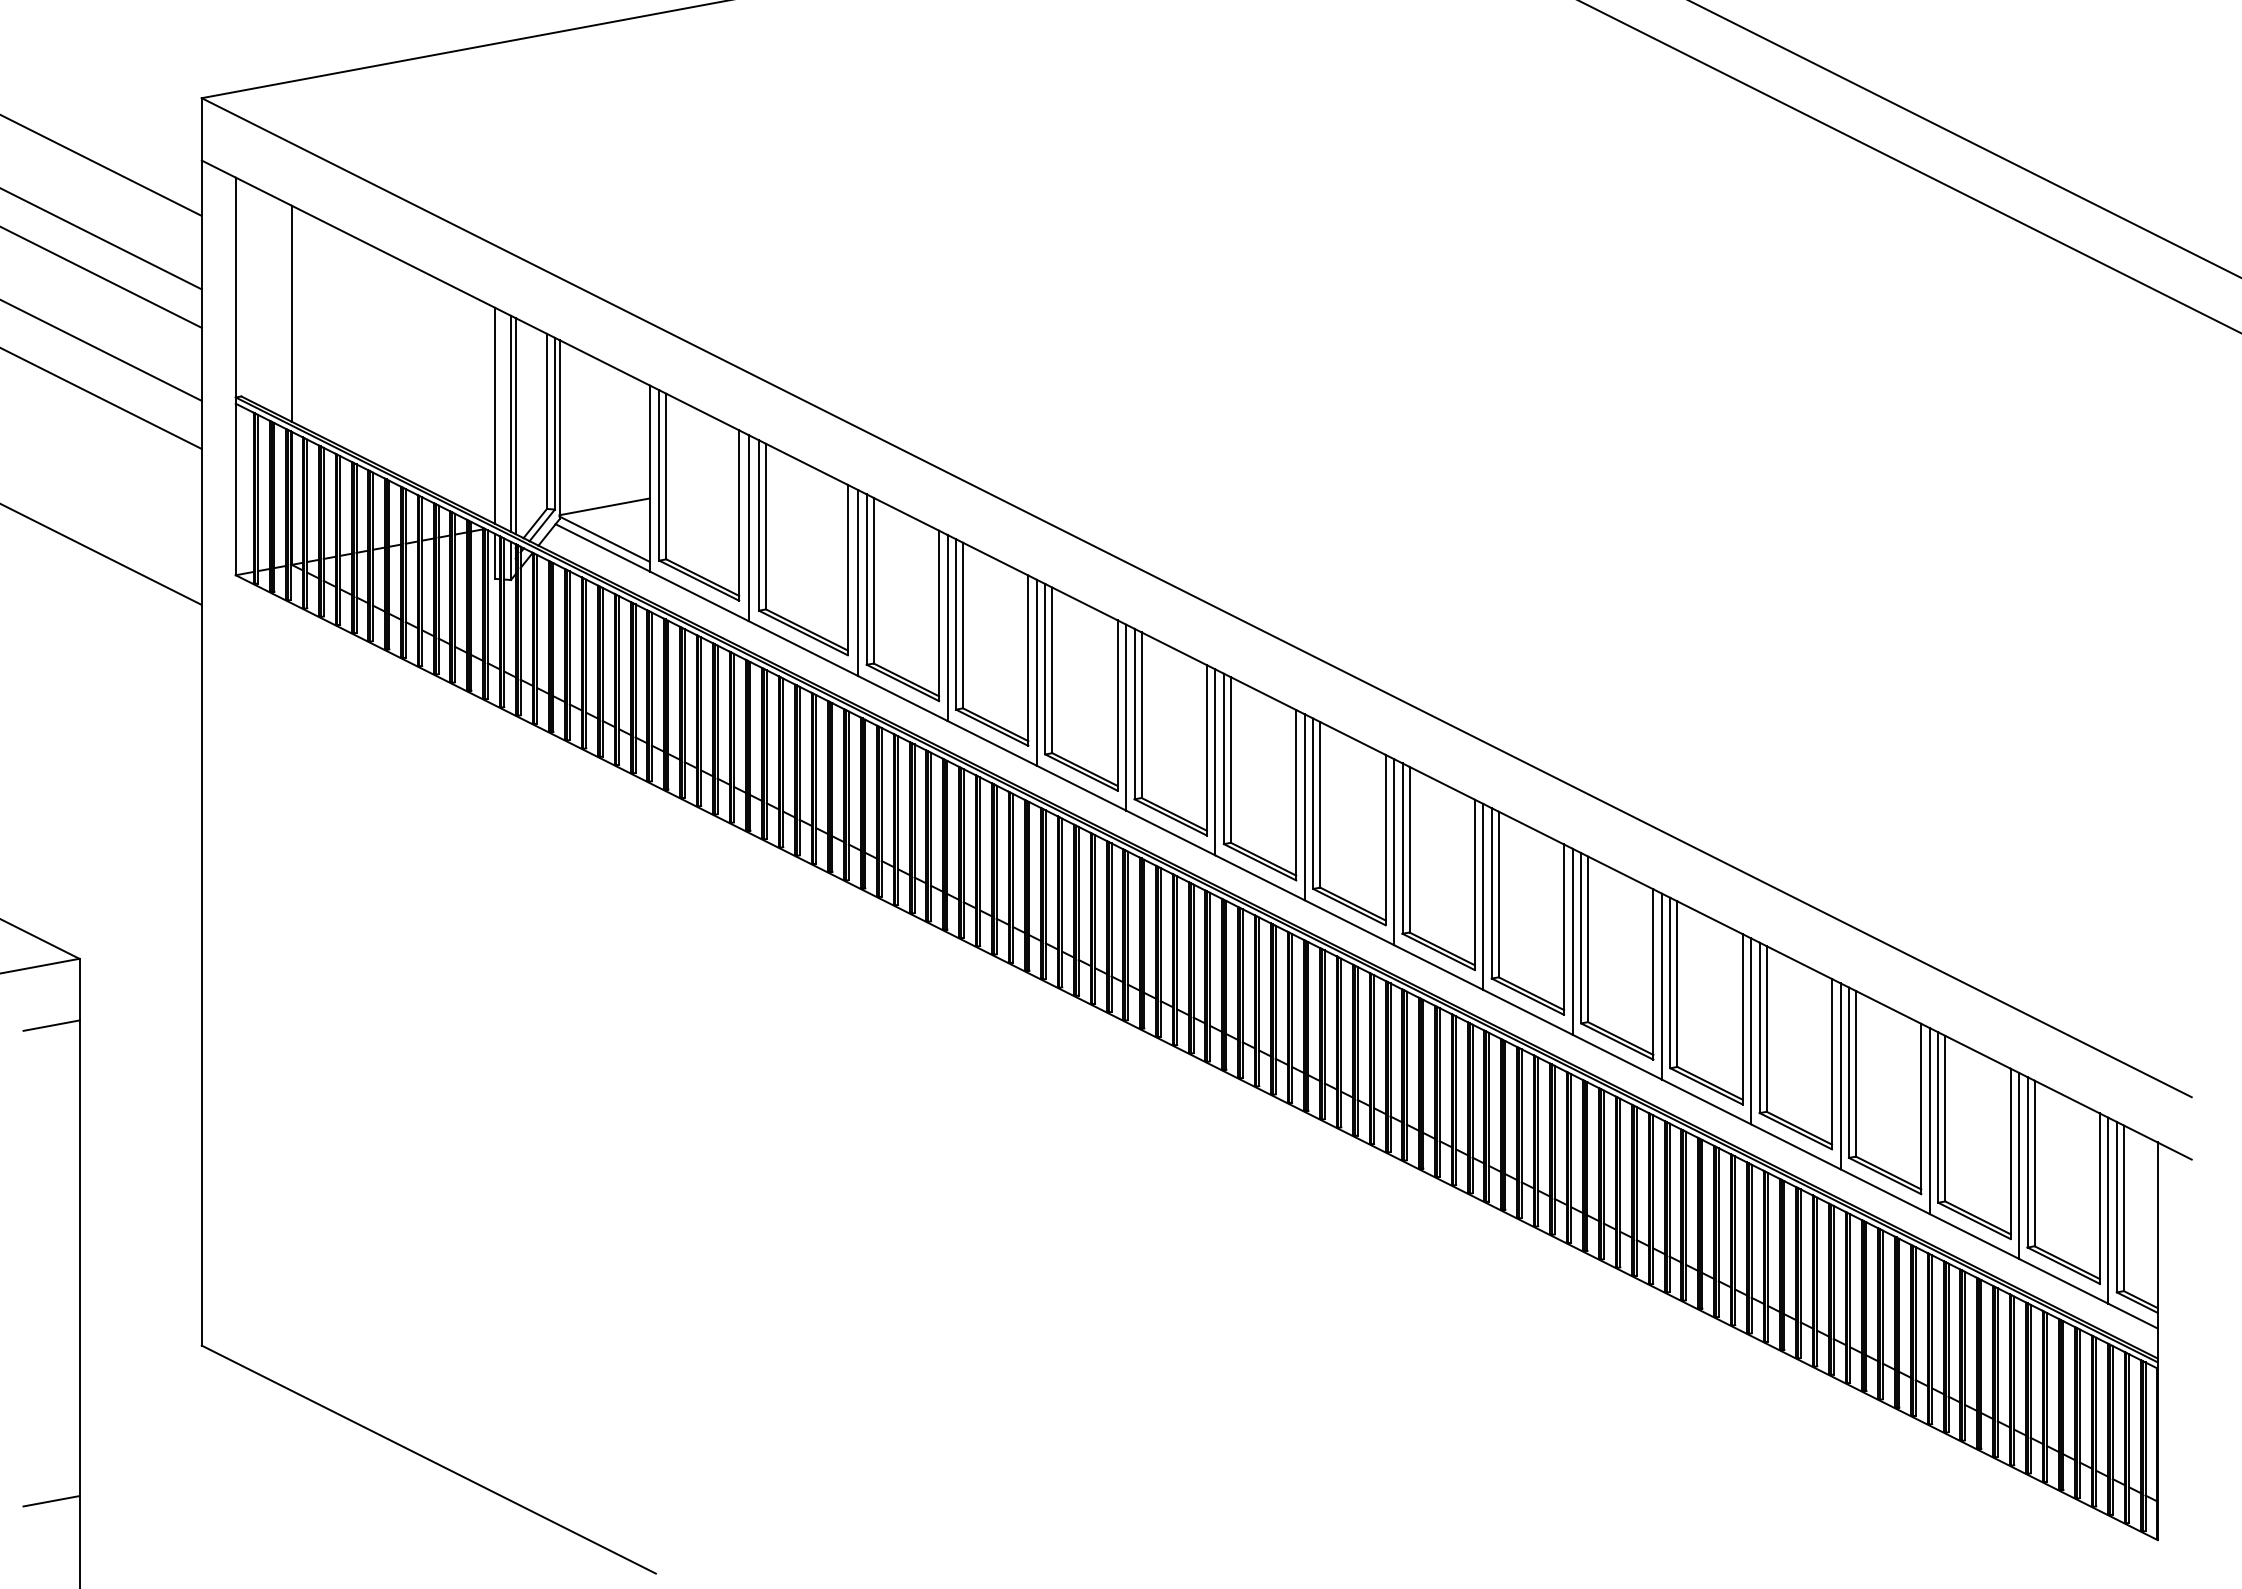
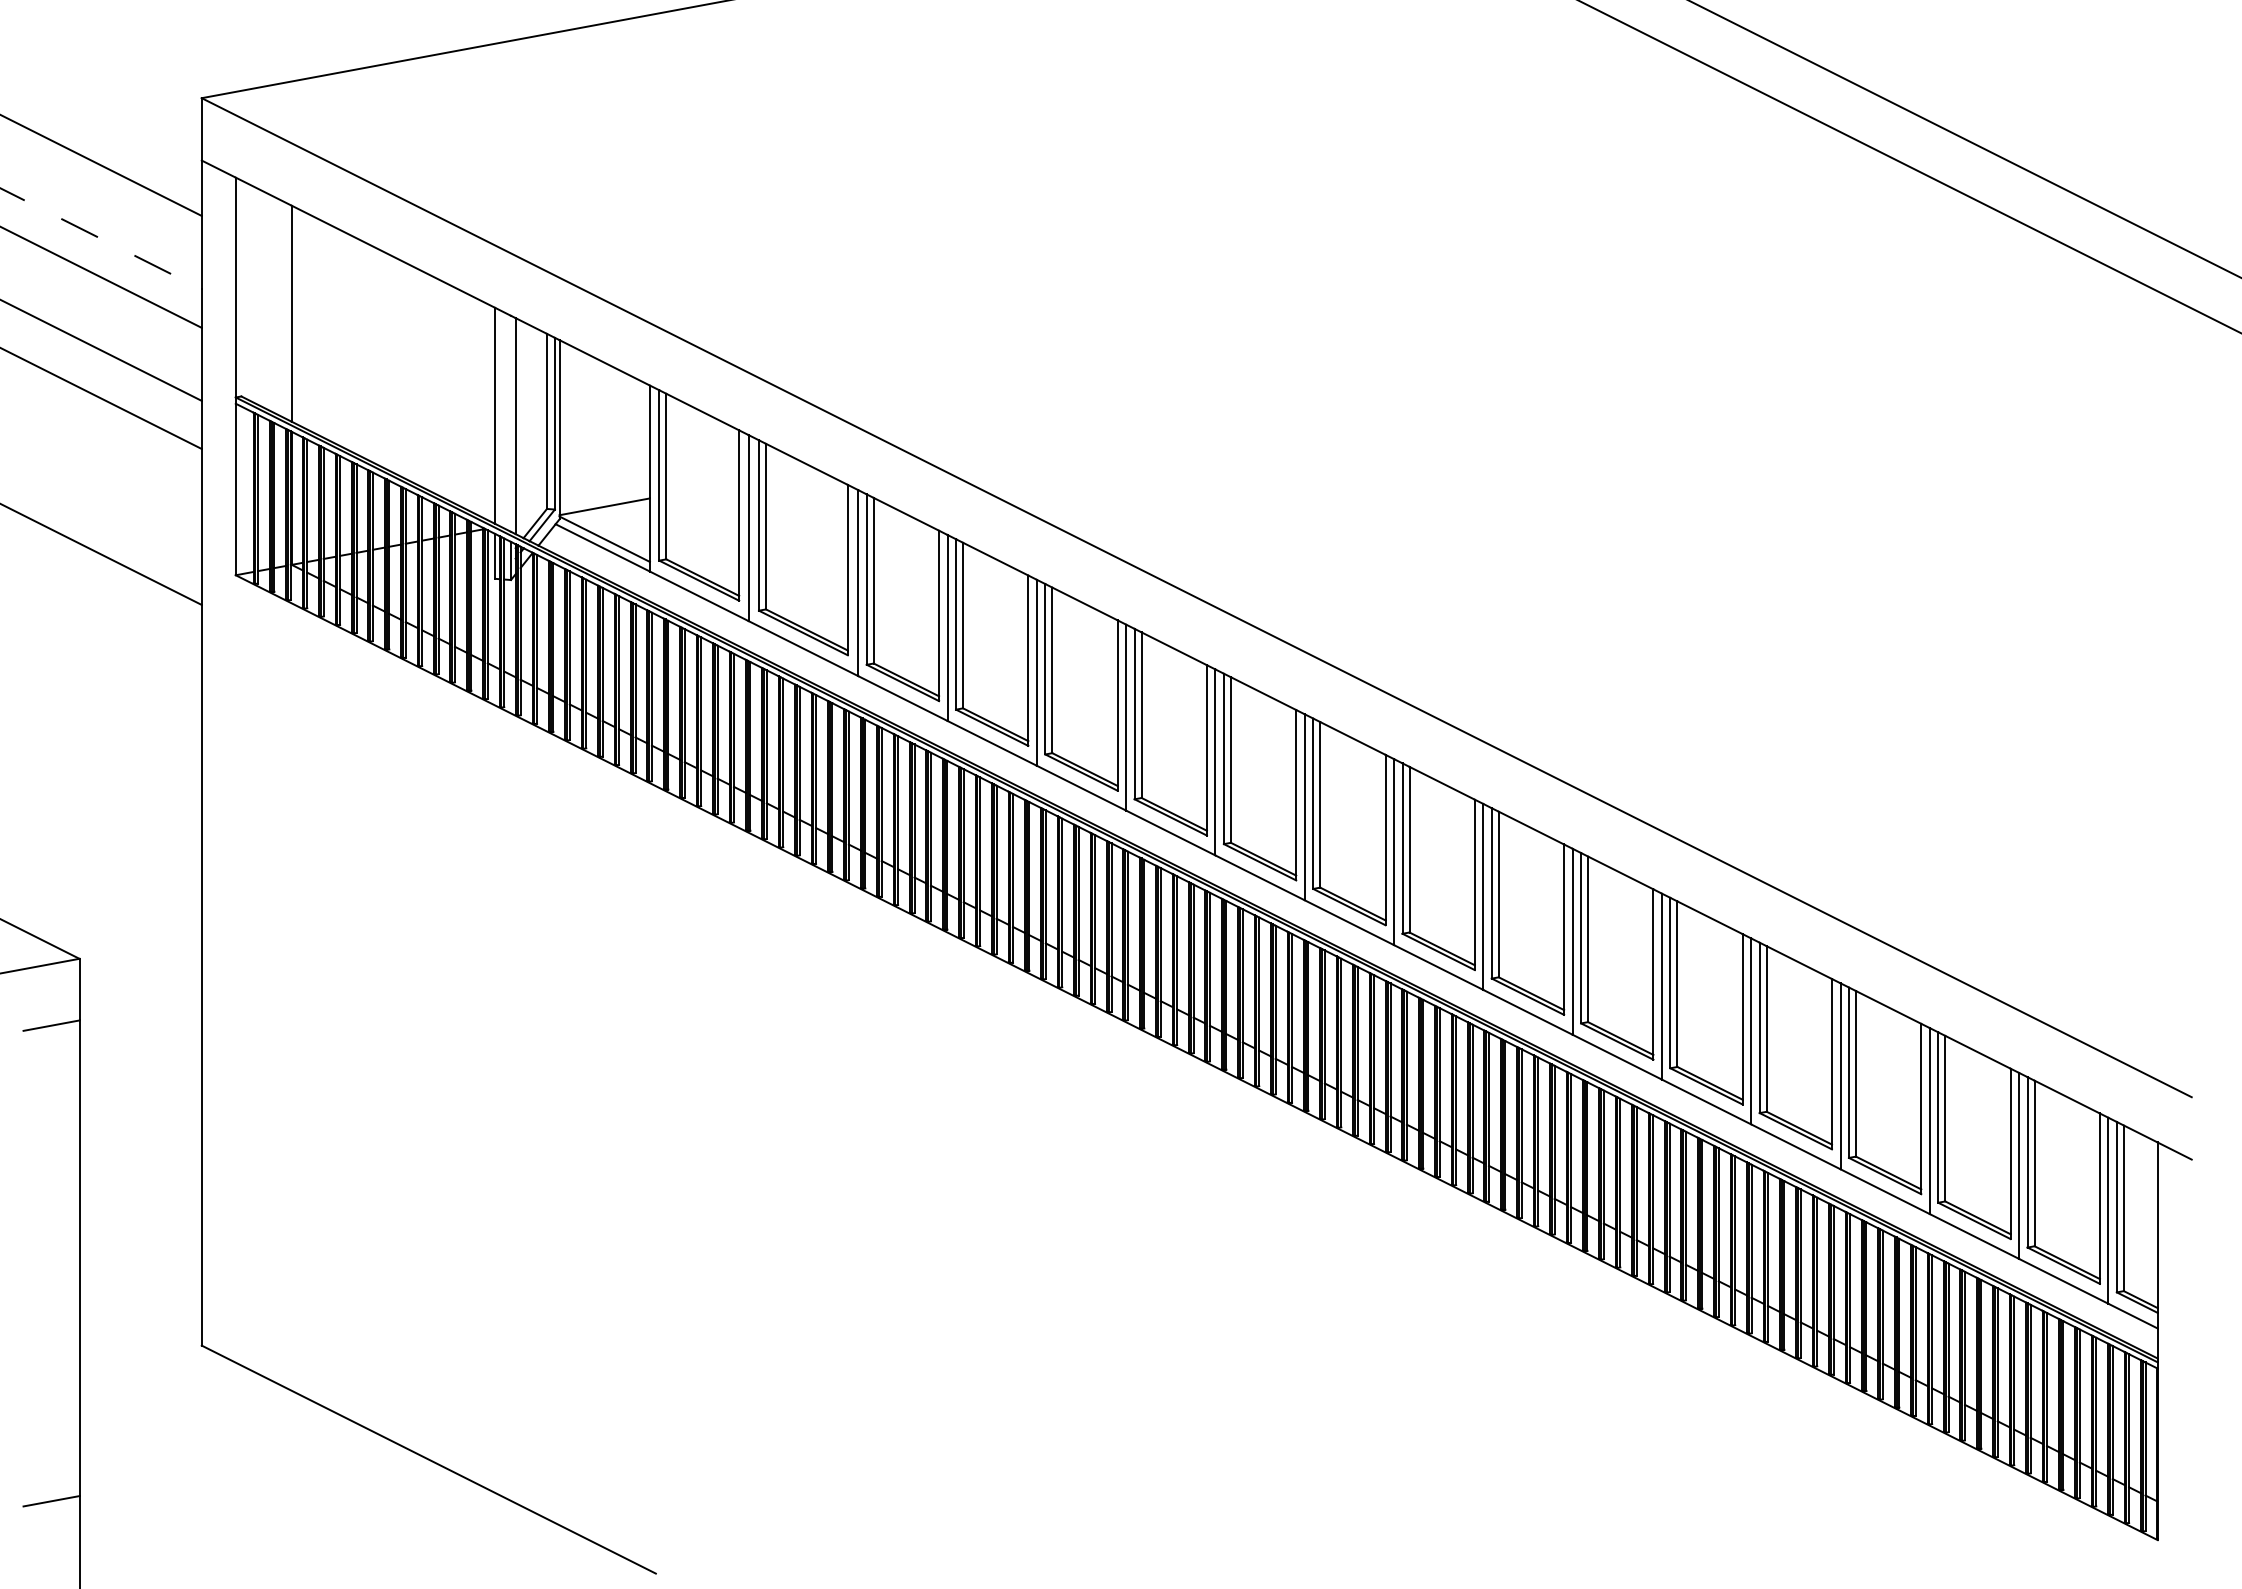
line: solid -> dashed (101, 239)
line: present -> none (511, 423)
